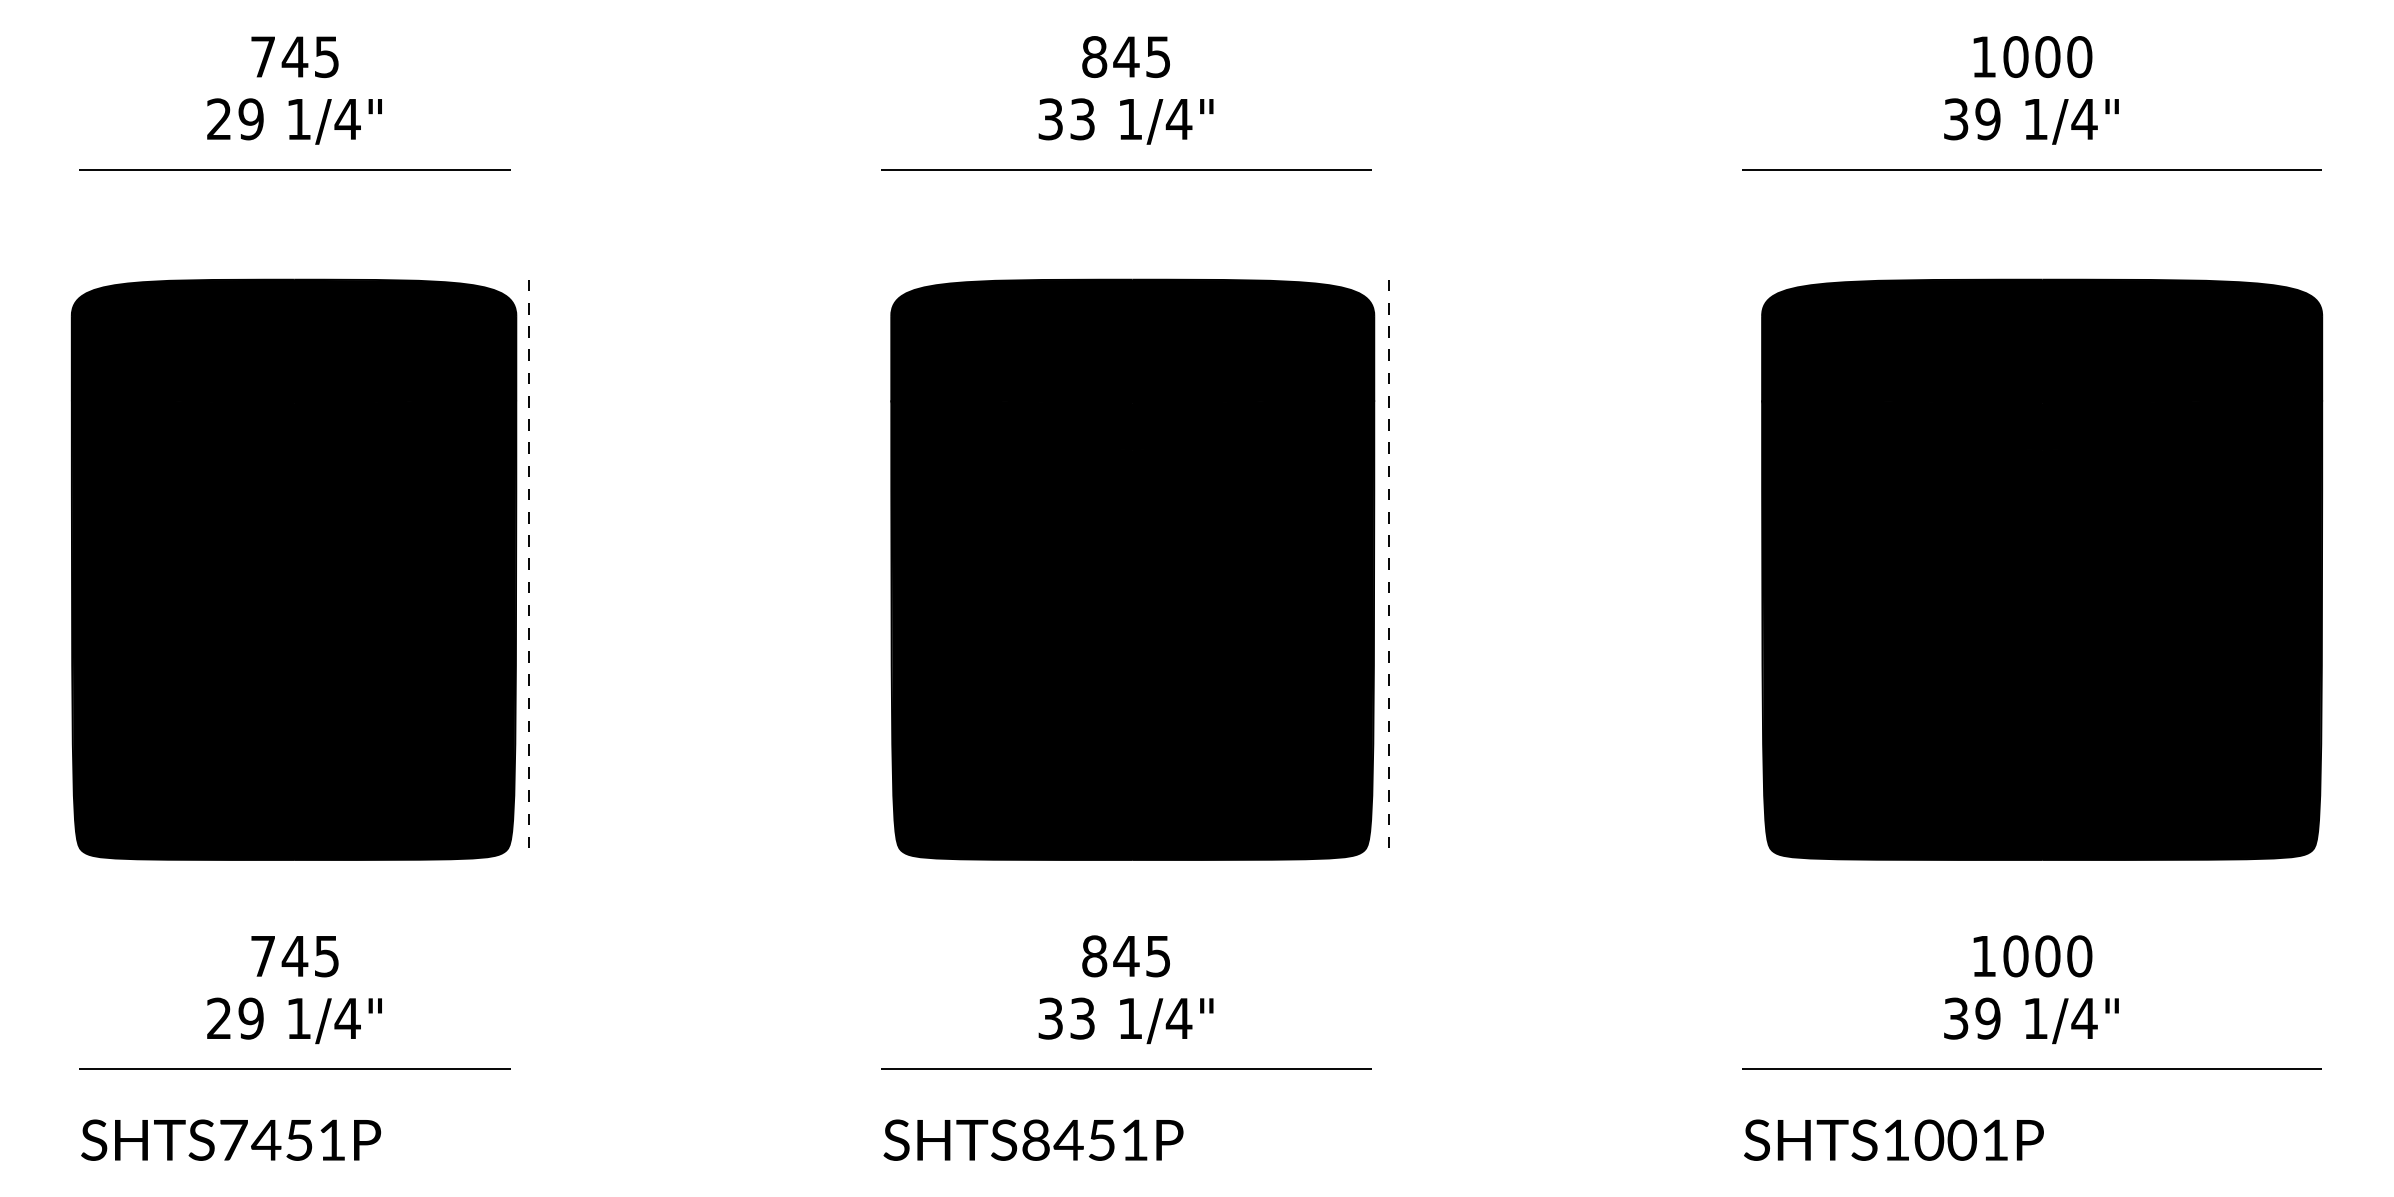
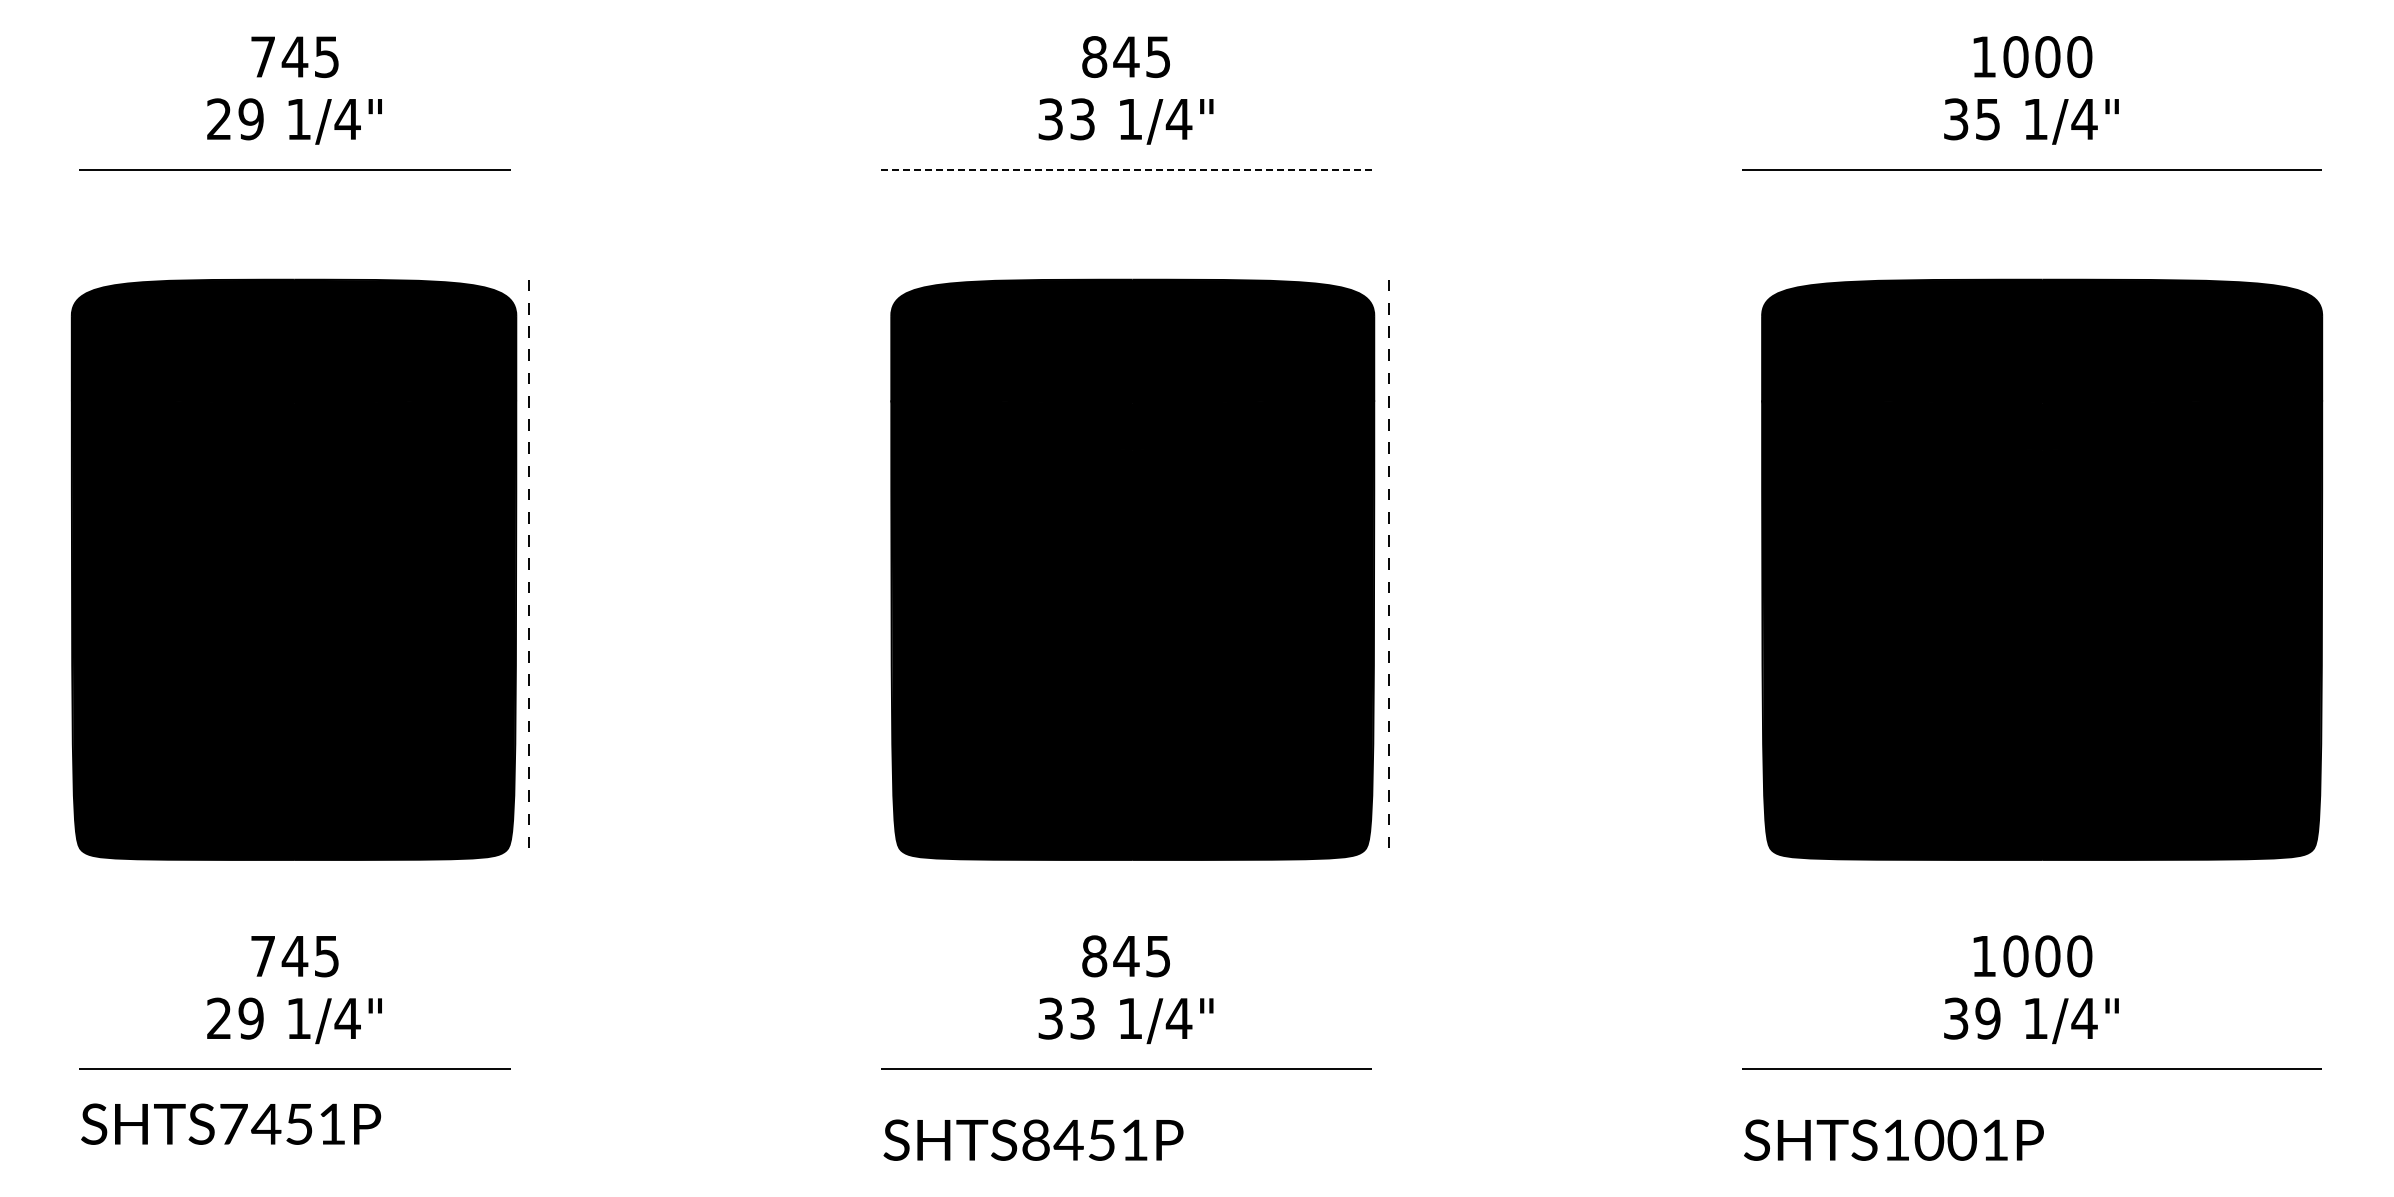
text: 39 -> 35 (1987, 119)
line: solid -> dashed (1127, 169)
text position: (231, 1139) -> (231, 1123) (231, 1123)
